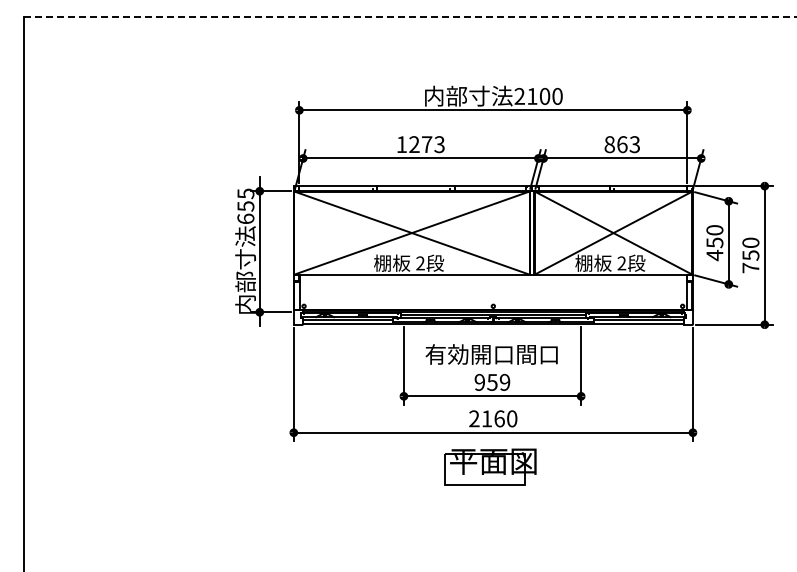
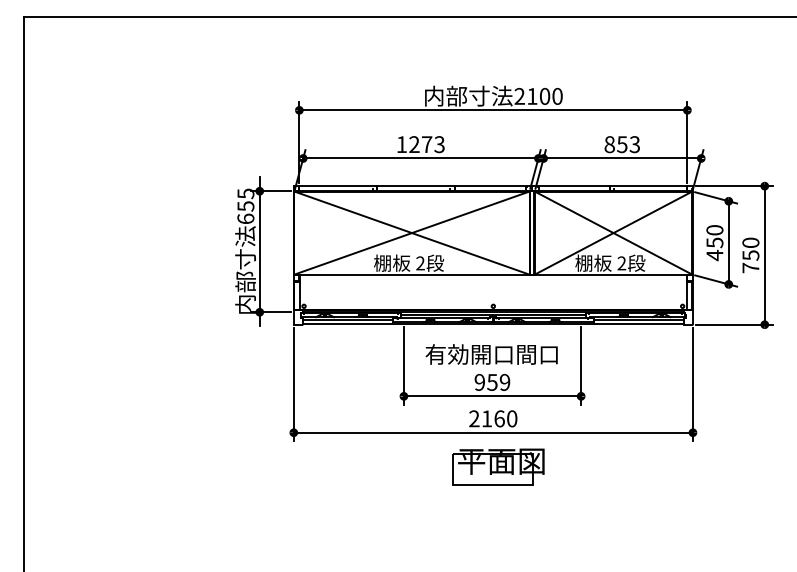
line: dashed -> solid (410, 17)
text: 863 -> 853 (622, 144)
part position: (490, 466) -> (498, 466) (498, 466)
